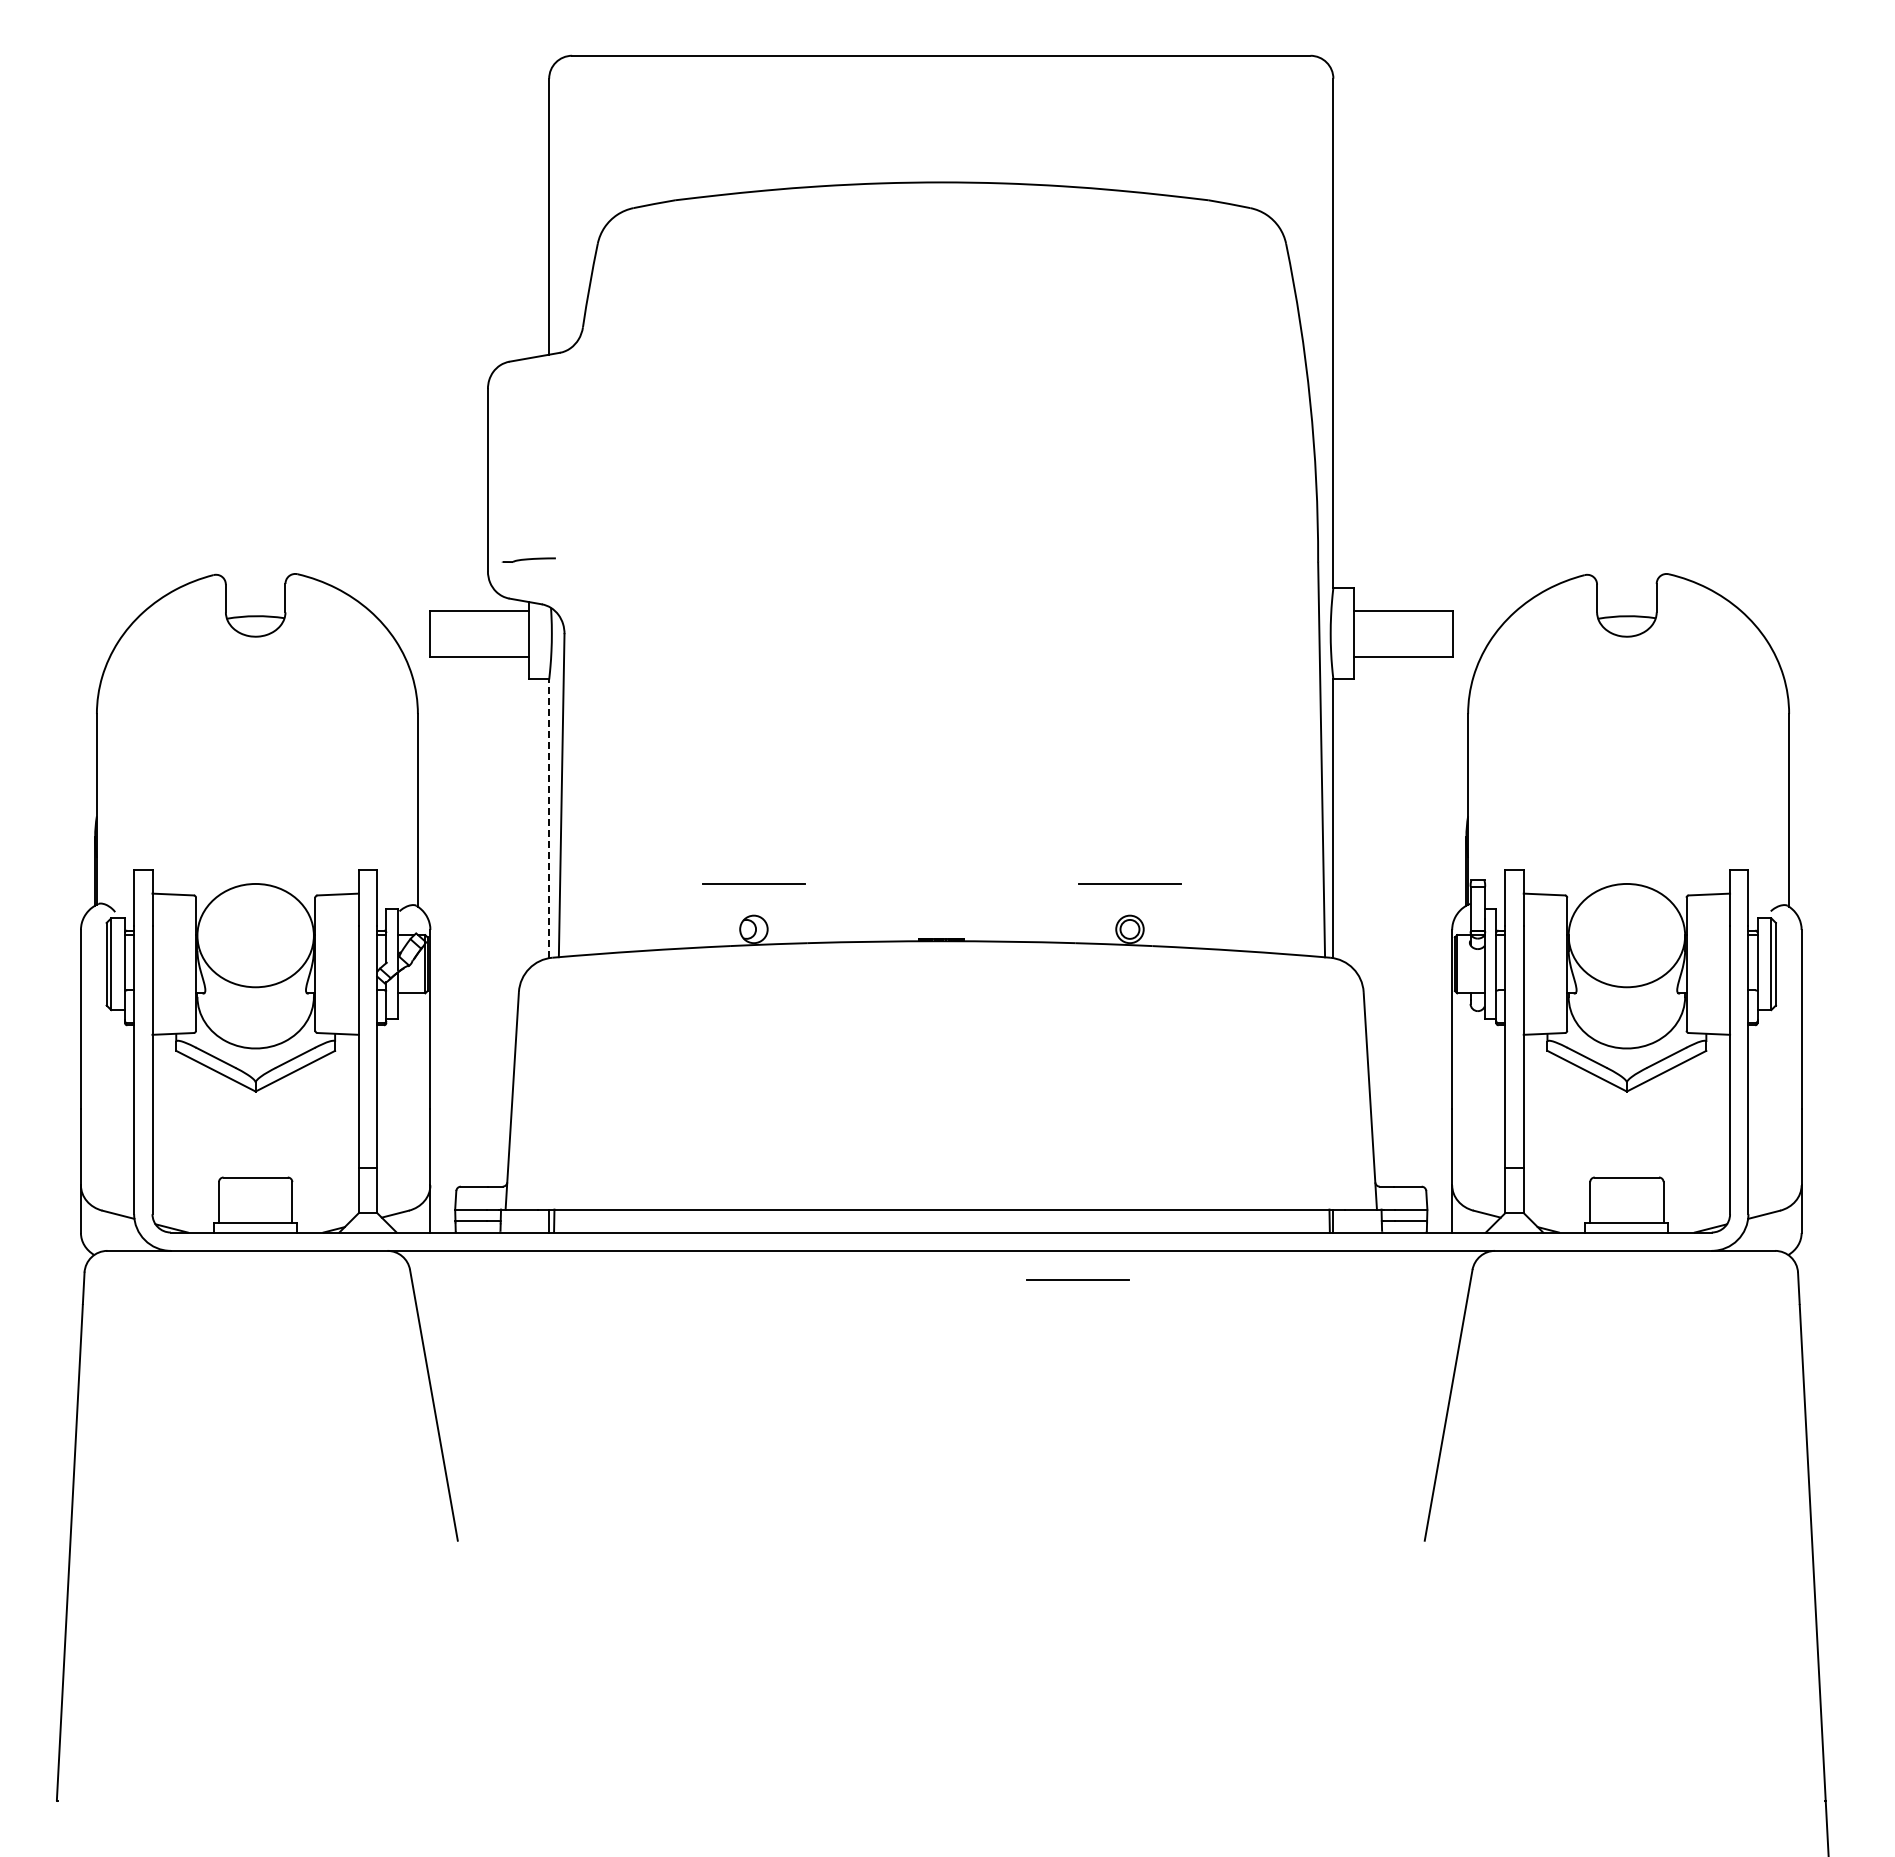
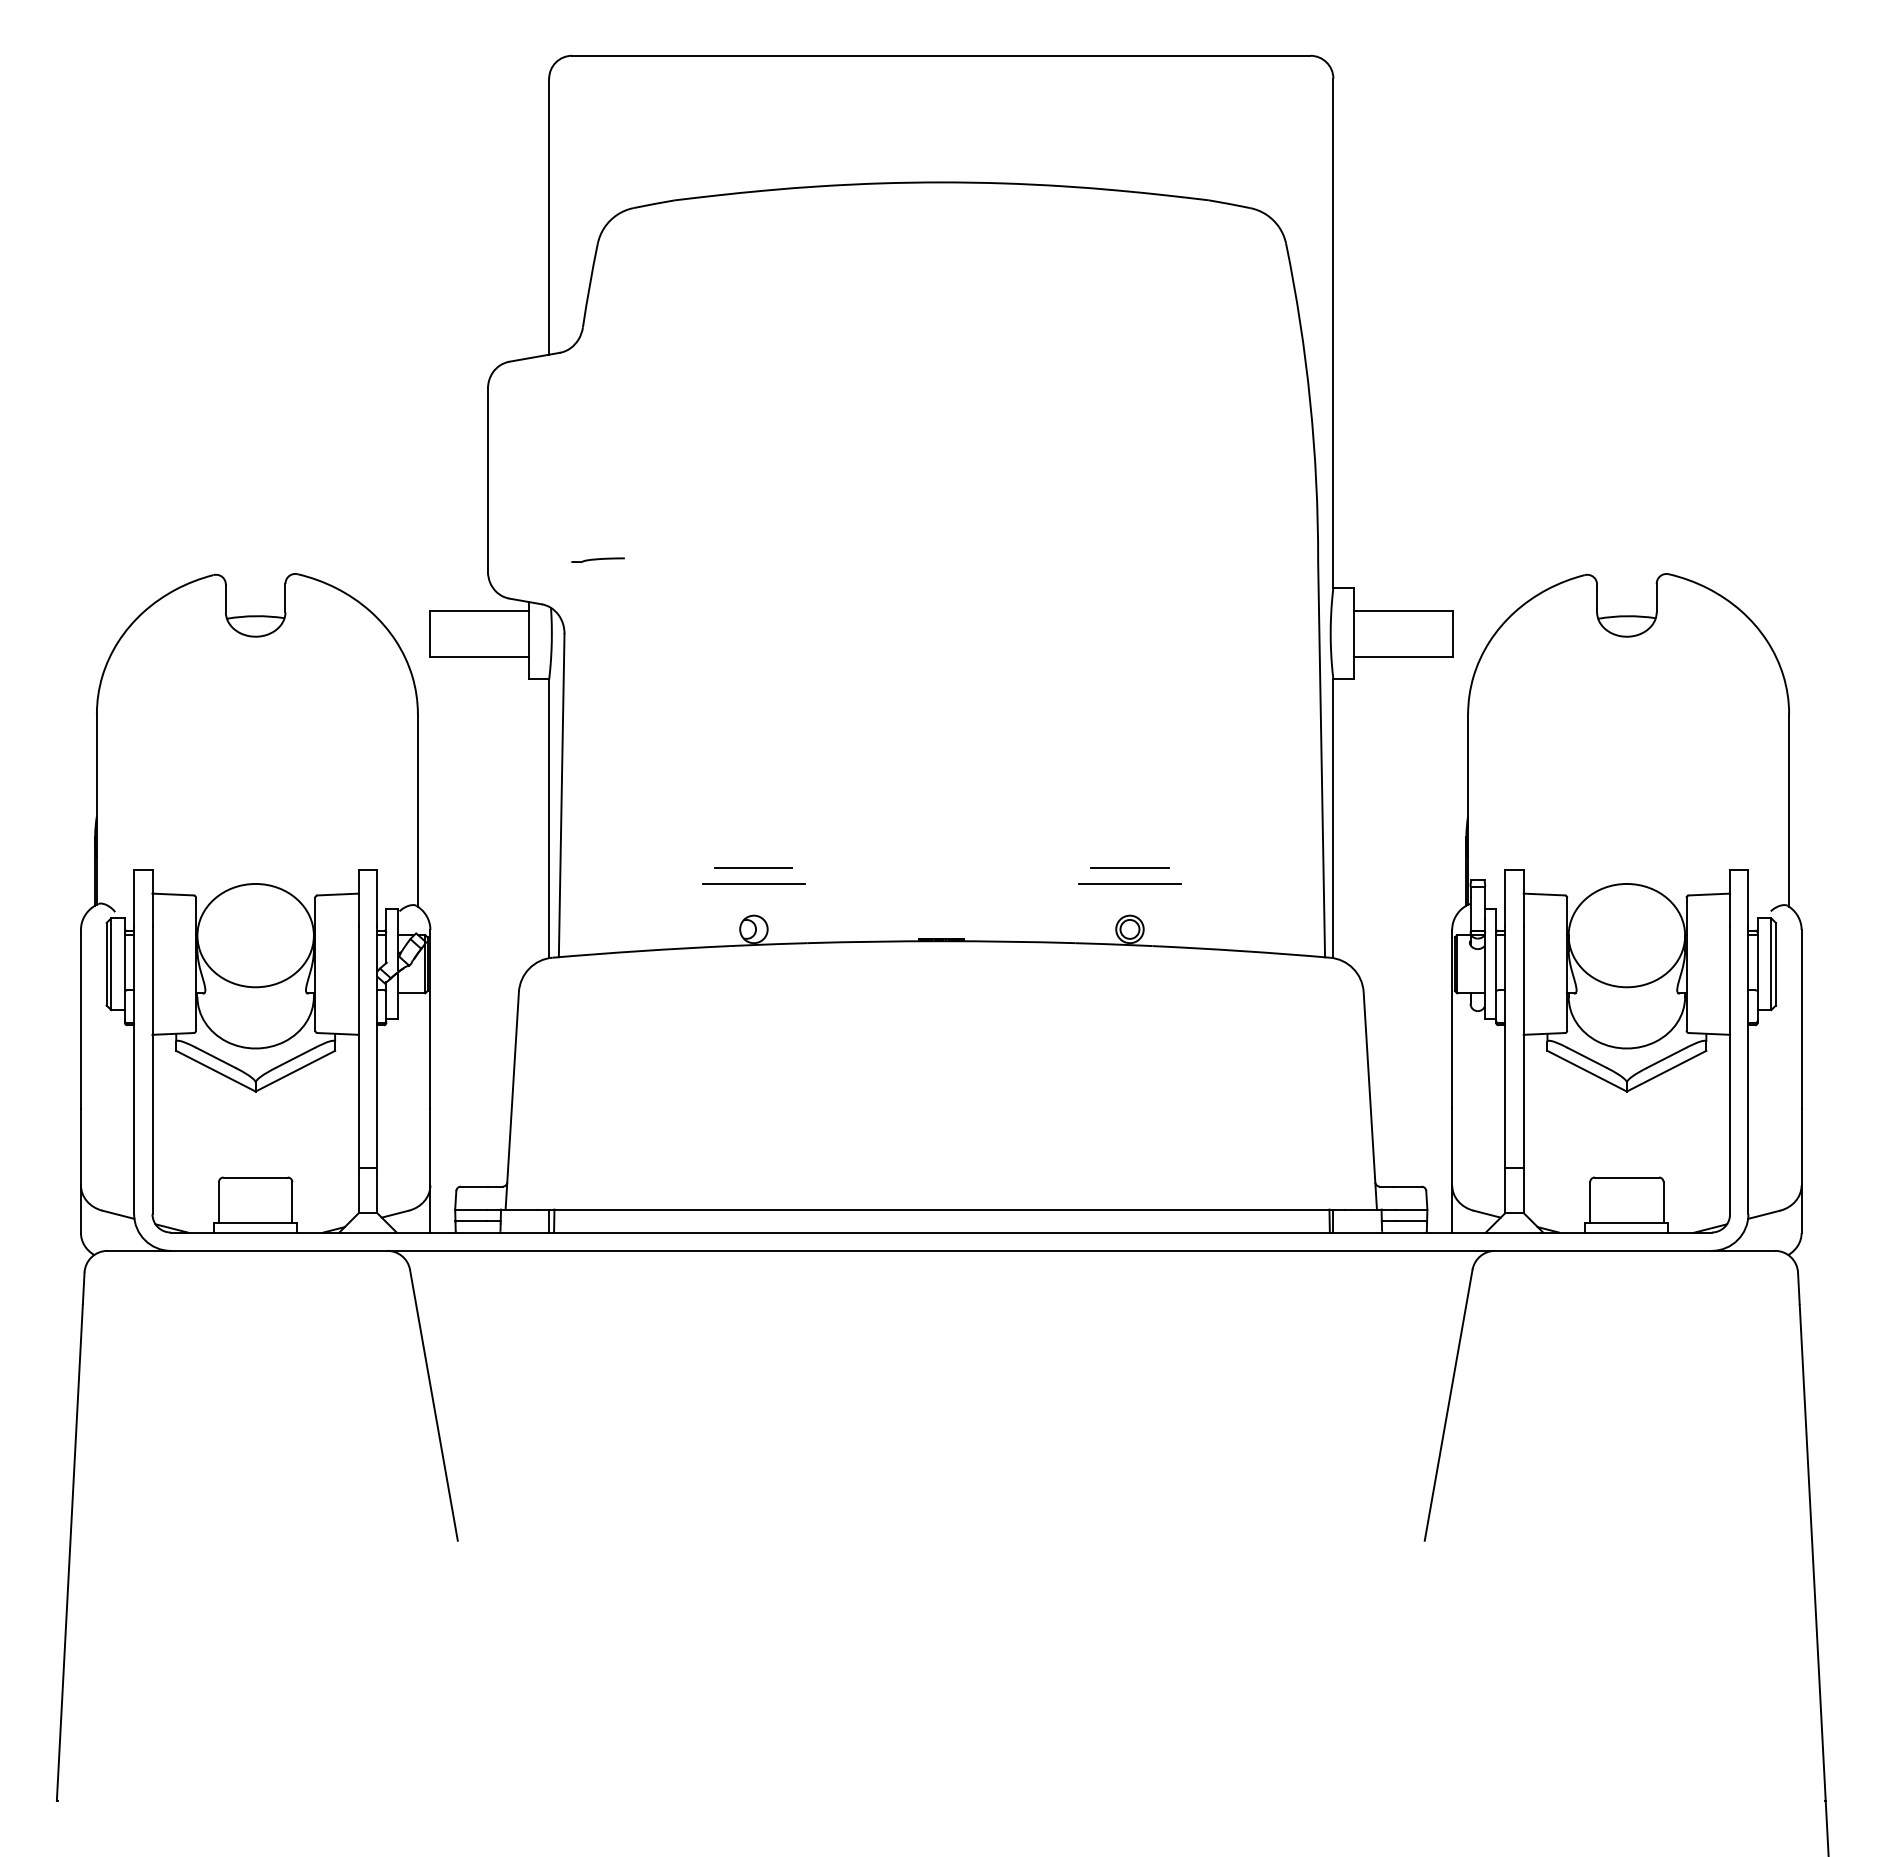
part position: (528, 559) -> (597, 559) (597, 559)
line: dashed -> solid (549, 818)
line: none -> present (753, 867)
line: none -> present (1129, 867)
line: present -> none (1077, 1279)
